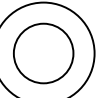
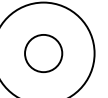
circle diameter: 60 px -> 37 px (43, 53)
